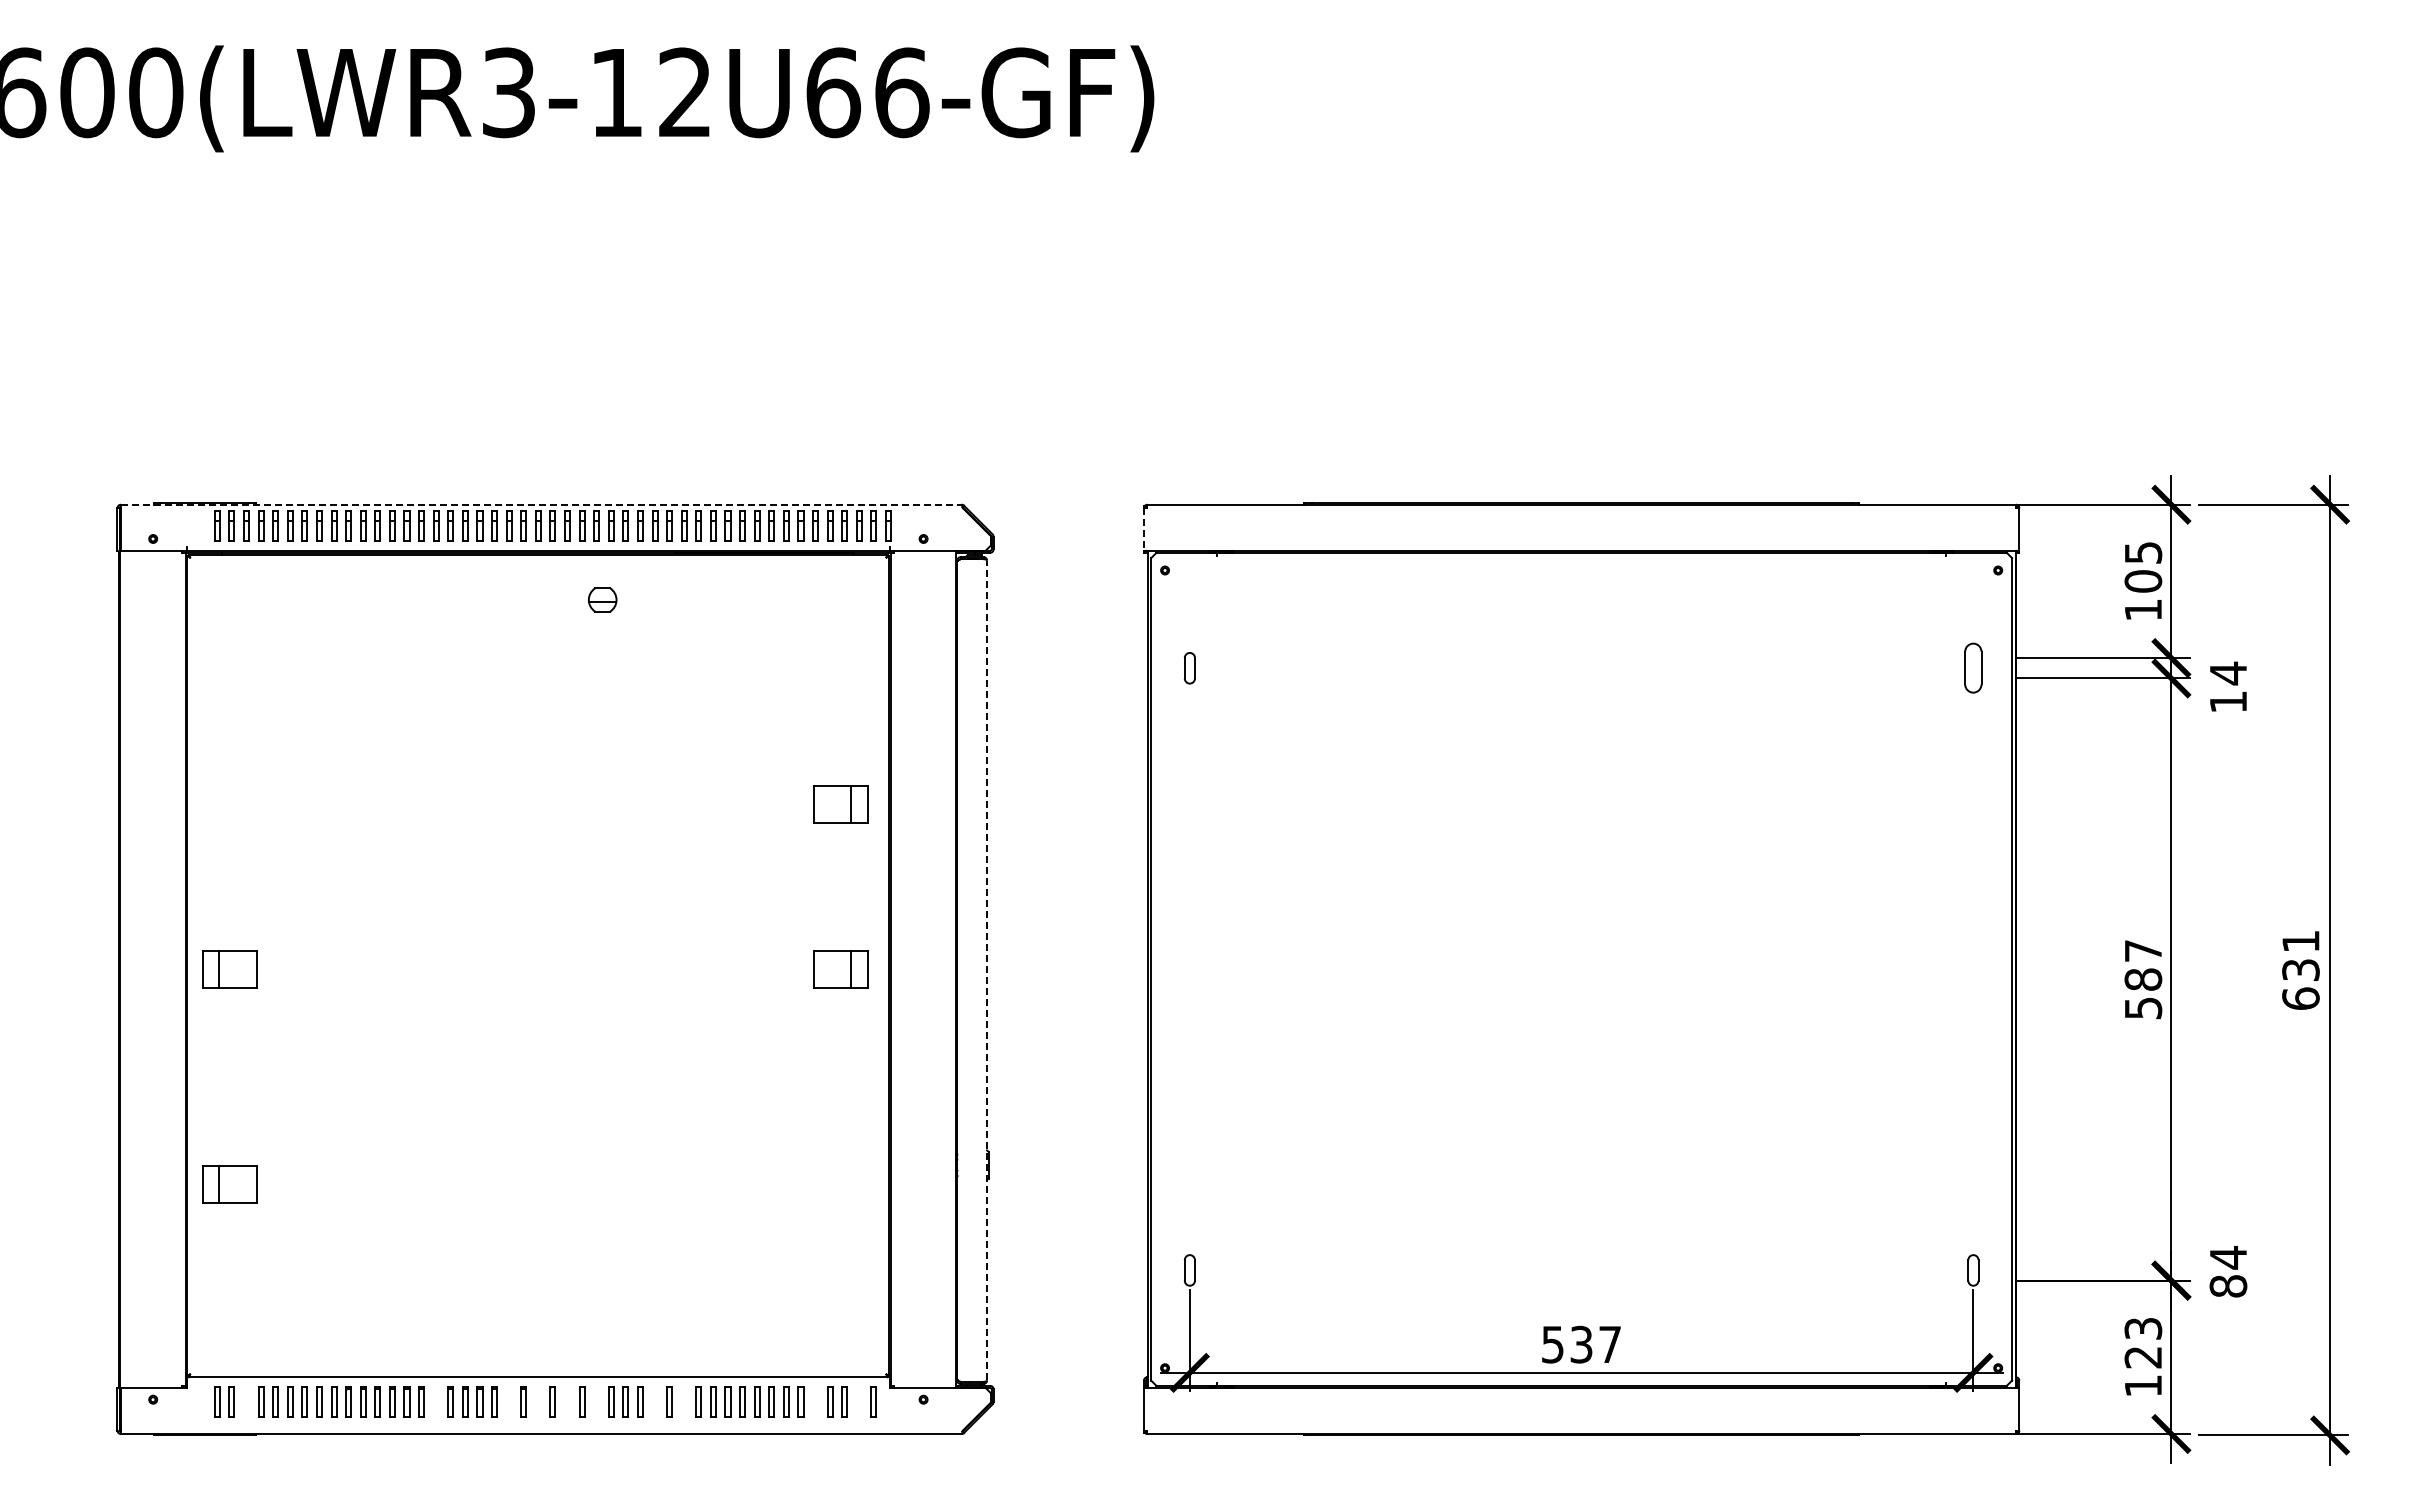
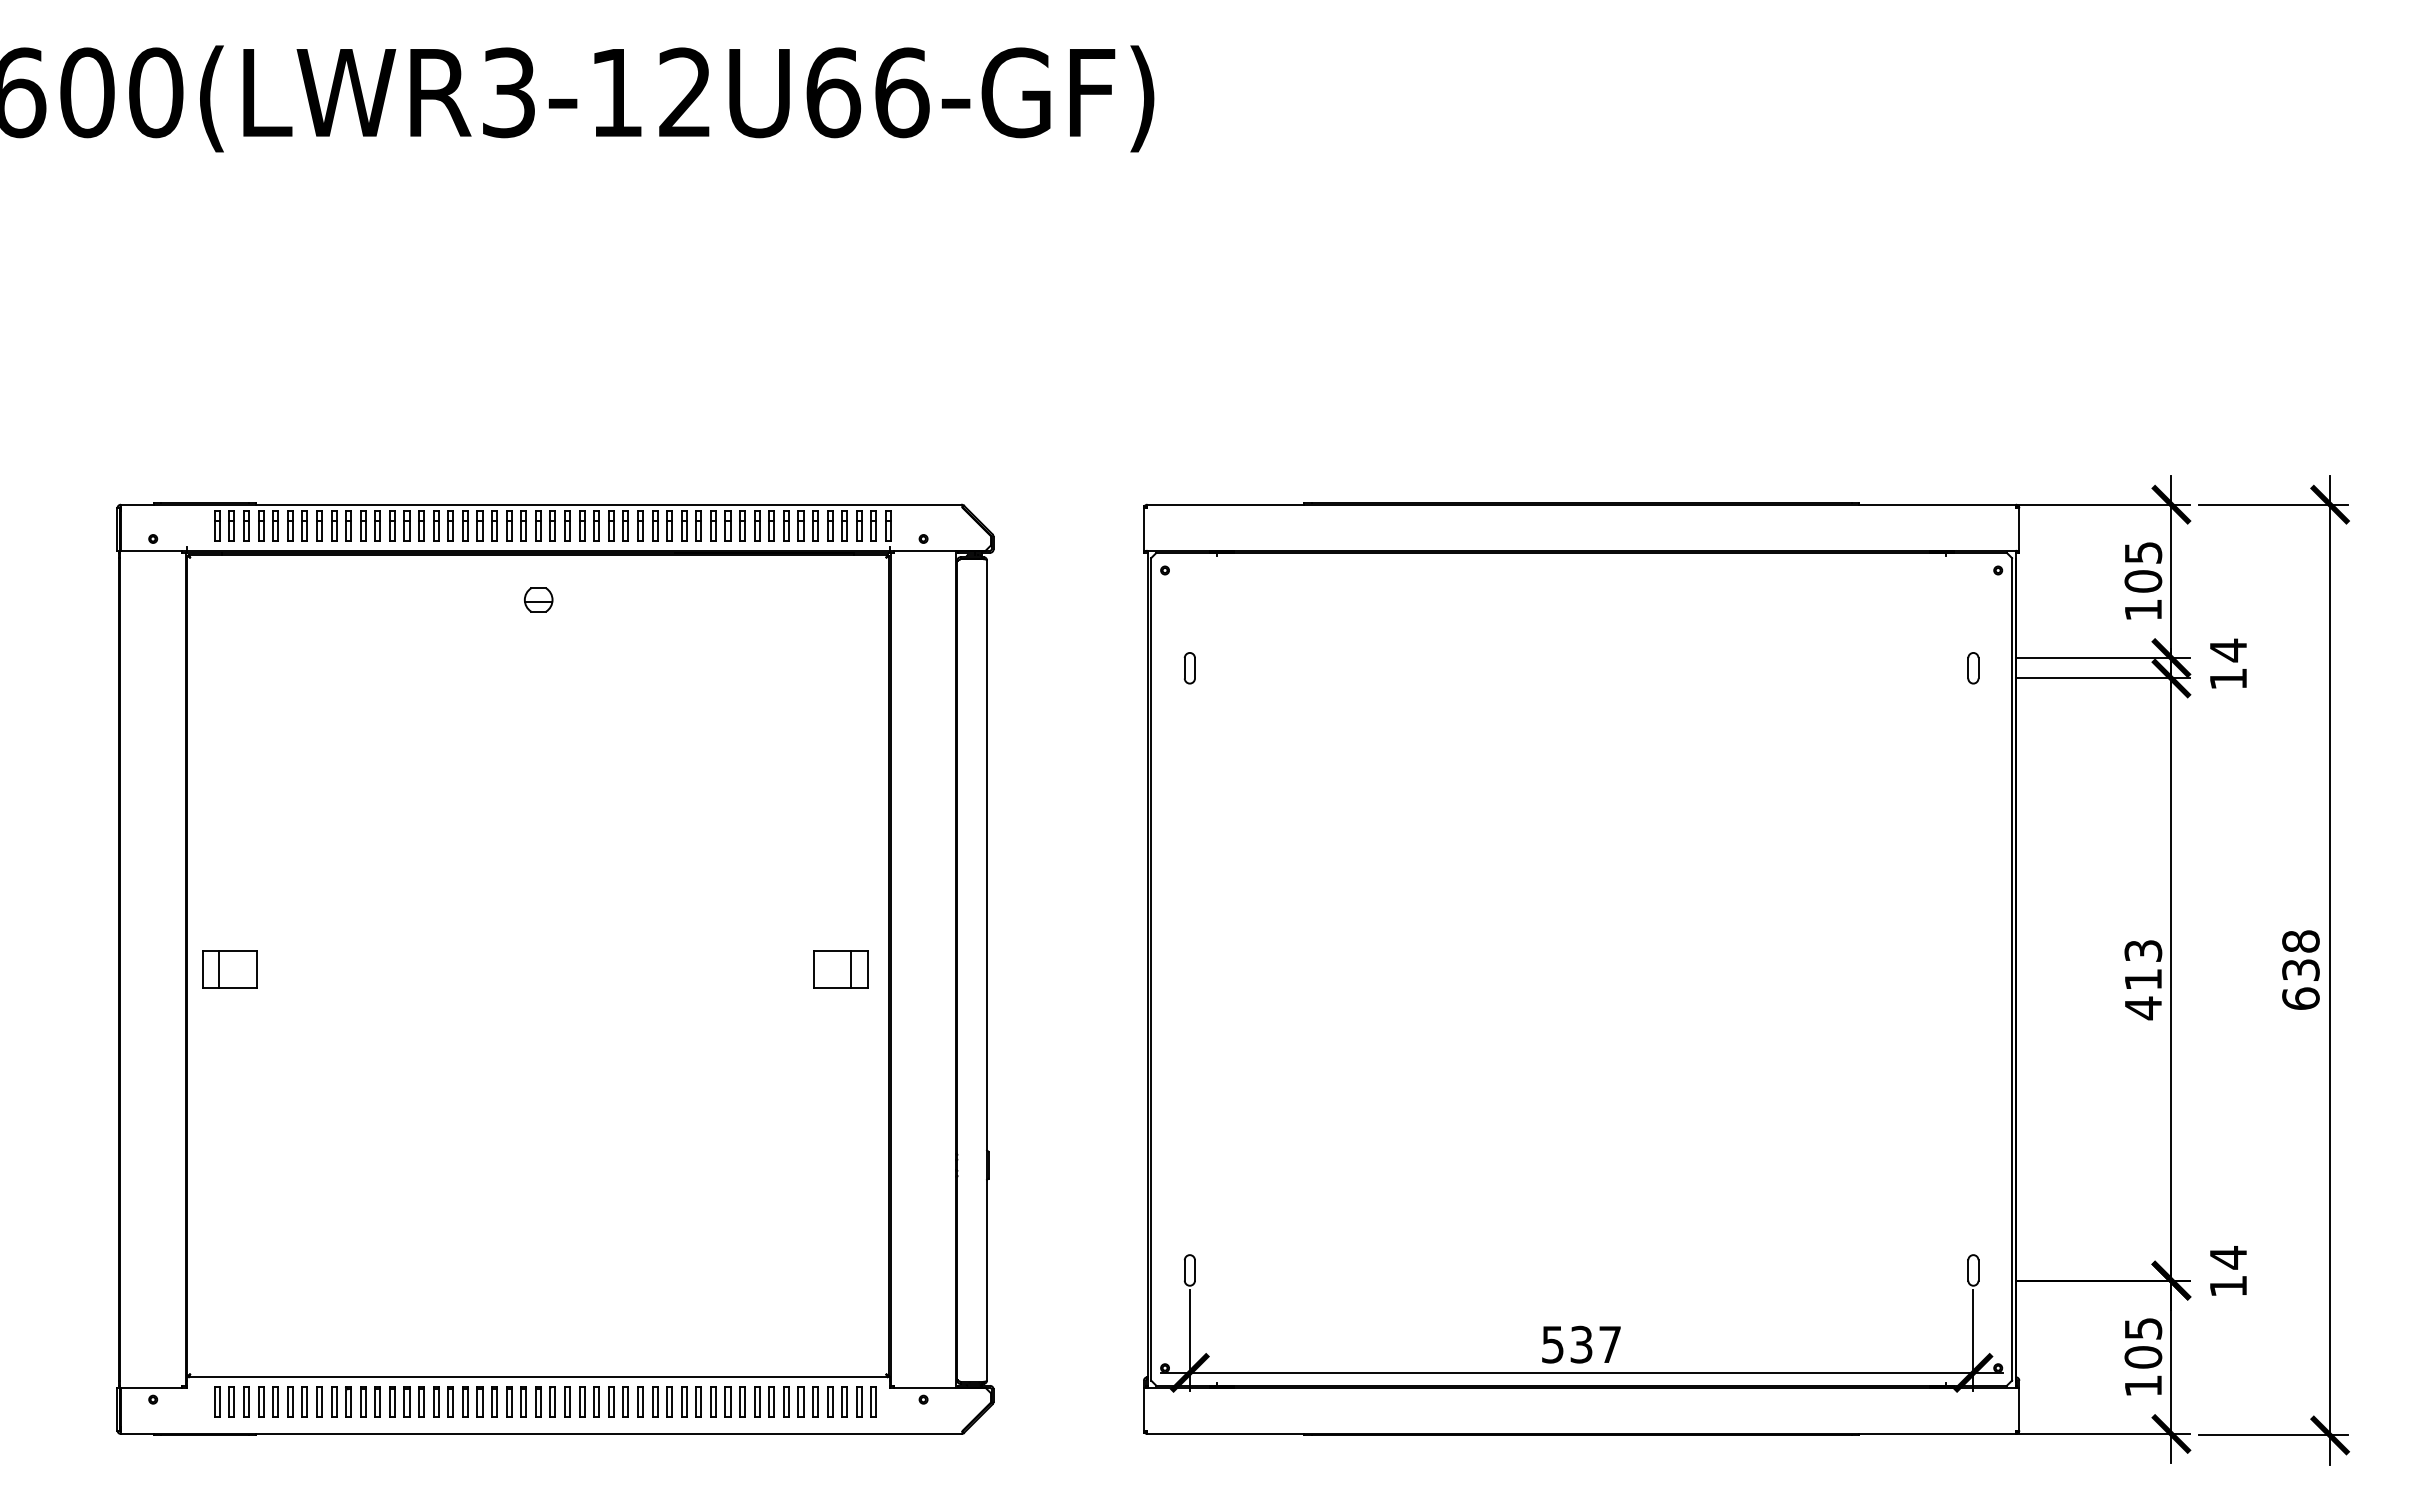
line: dashed -> solid (541, 504)
line: dashed -> solid (1143, 529)
part position: (602, 599) -> (538, 599) (538, 599)
part size: 19x52 px -> 13x33 px (1973, 668)
text position: (2228, 686) -> (2228, 663) (2228, 663)
part: present -> none (840, 804)
text: 631 -> 638 (2300, 941)
line: dashed -> solid (987, 970)
text: 587 -> 413 (2143, 980)
part: present -> none (229, 1184)
text: 84 -> 14 (2228, 1286)
text: 123 -> 105 (2143, 1343)
part: none -> present (246, 1401)
part: none -> present (436, 1401)
part: none -> present (509, 1401)
part: none -> present (538, 1401)
part: none -> present (567, 1401)
part: none -> present (596, 1401)
part: none -> present (655, 1401)
part: none -> present (684, 1401)
part: none -> present (815, 1401)
part: none -> present (859, 1401)
